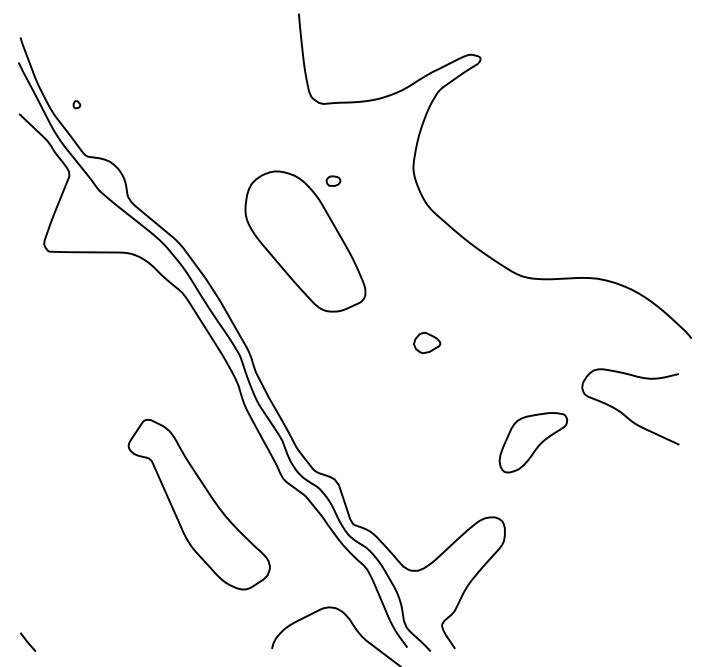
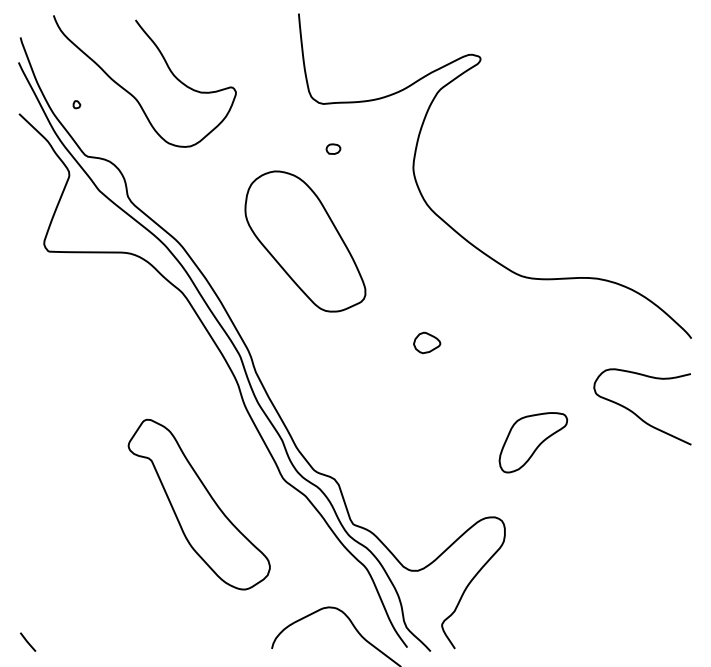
curve: none -> present (131, 93)
part position: (333, 180) -> (333, 148) (333, 148)
curve position: (625, 414) -> (637, 414) (637, 414)
